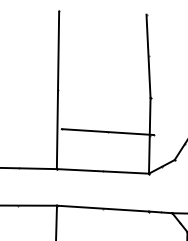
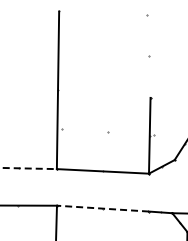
line: present -> none (148, 55)
line: present -> none (107, 132)
line: solid -> dashed (29, 168)
line: solid -> dashed (102, 208)
